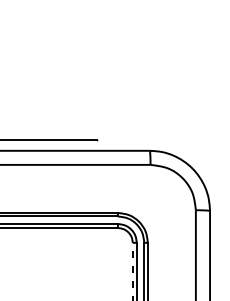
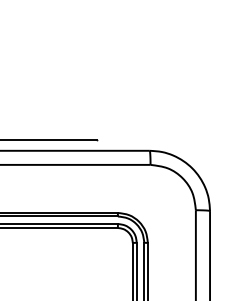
line: dashed -> solid (132, 271)
